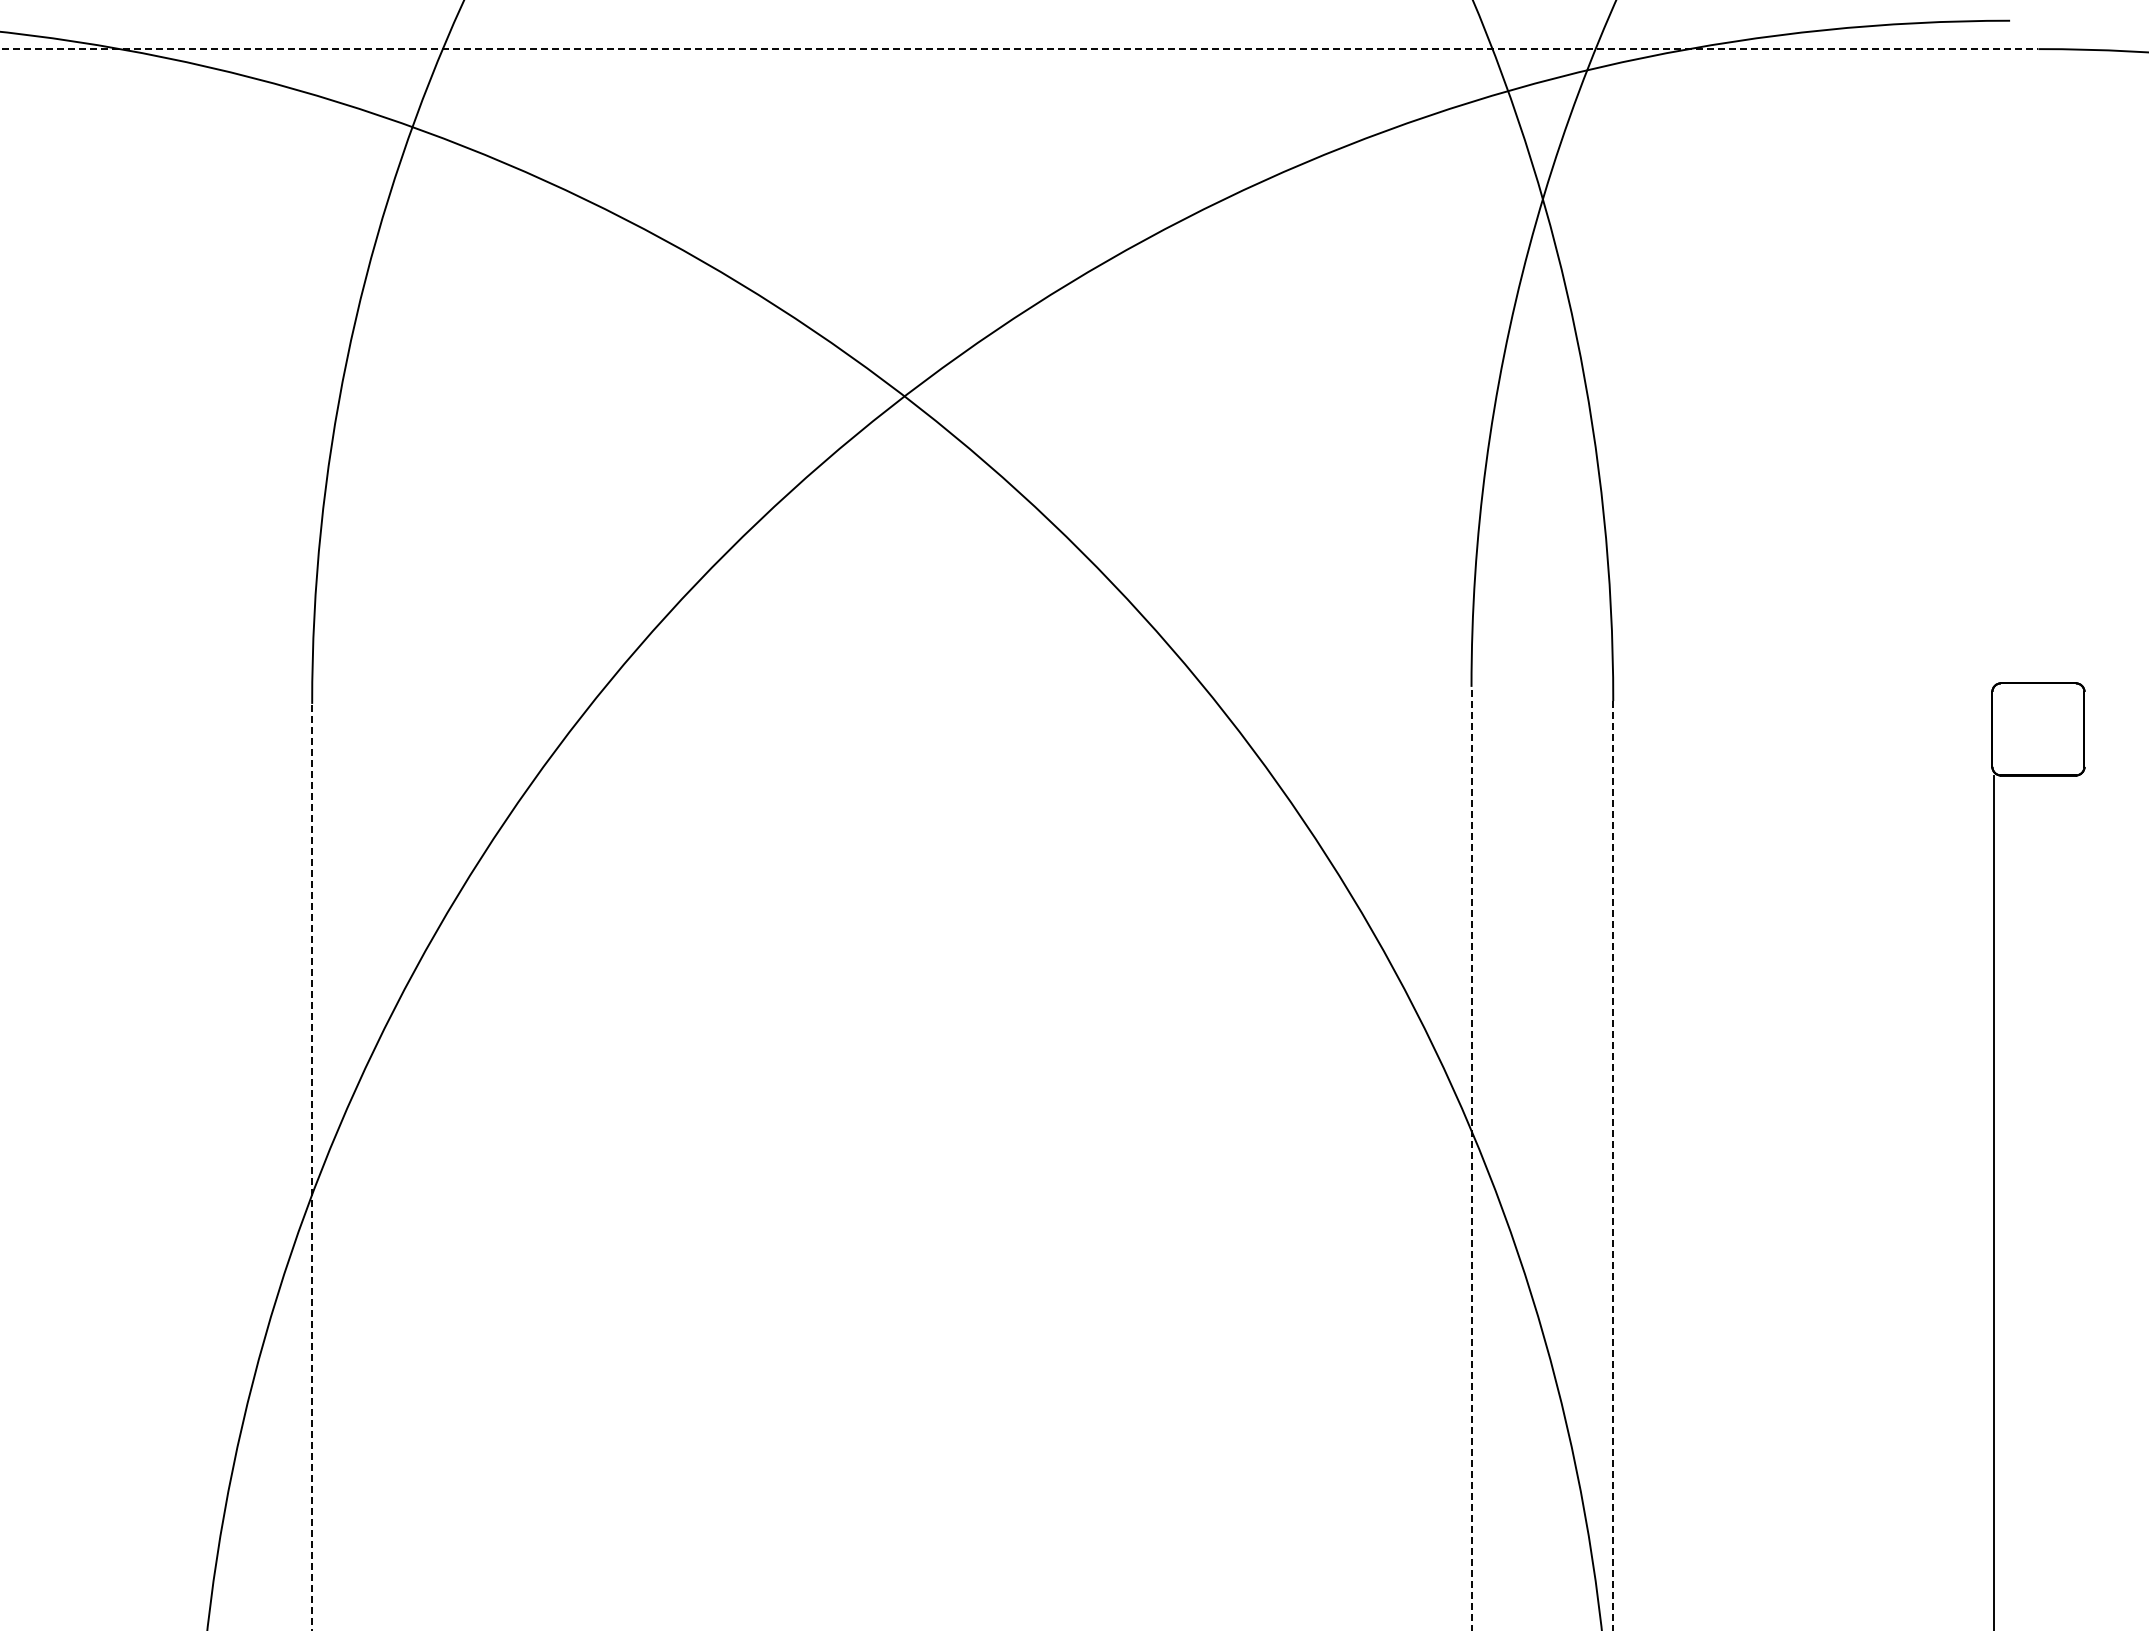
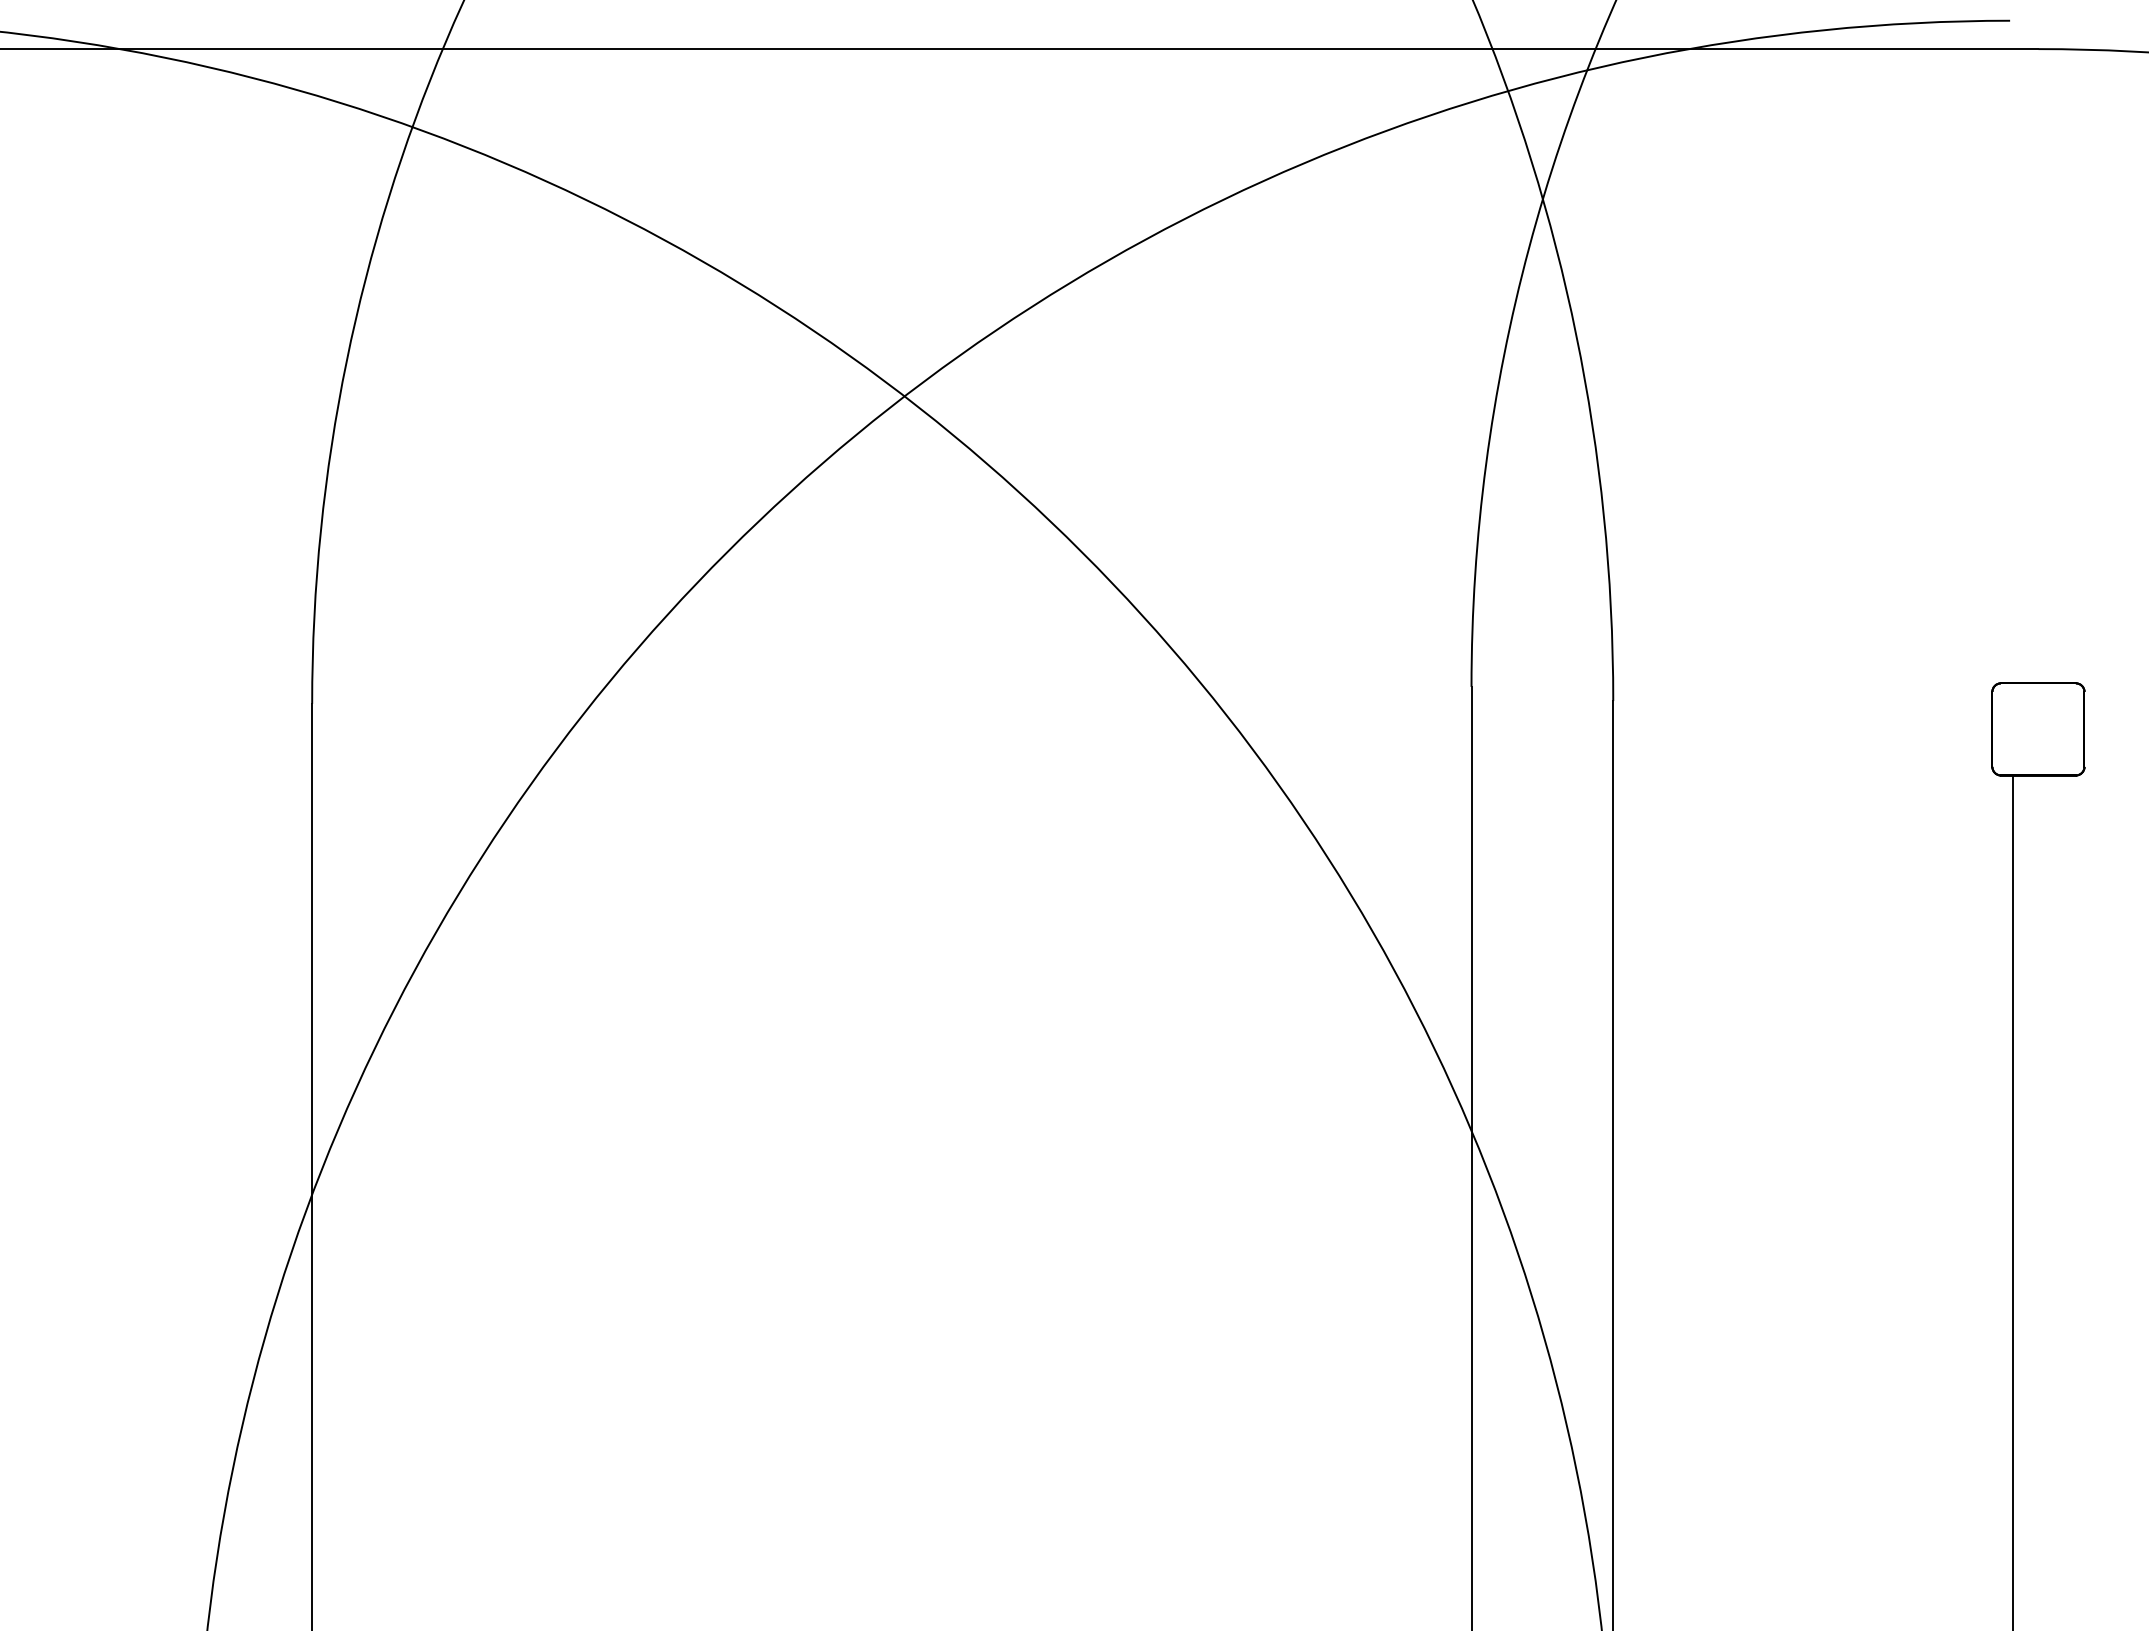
line: dashed -> solid (1019, 49)
line: dashed -> solid (1471, 1158)
line: dashed -> solid (1613, 1165)
line: dashed -> solid (312, 1166)
line position: (1993, 1201) -> (2012, 1201) (2012, 1201)
